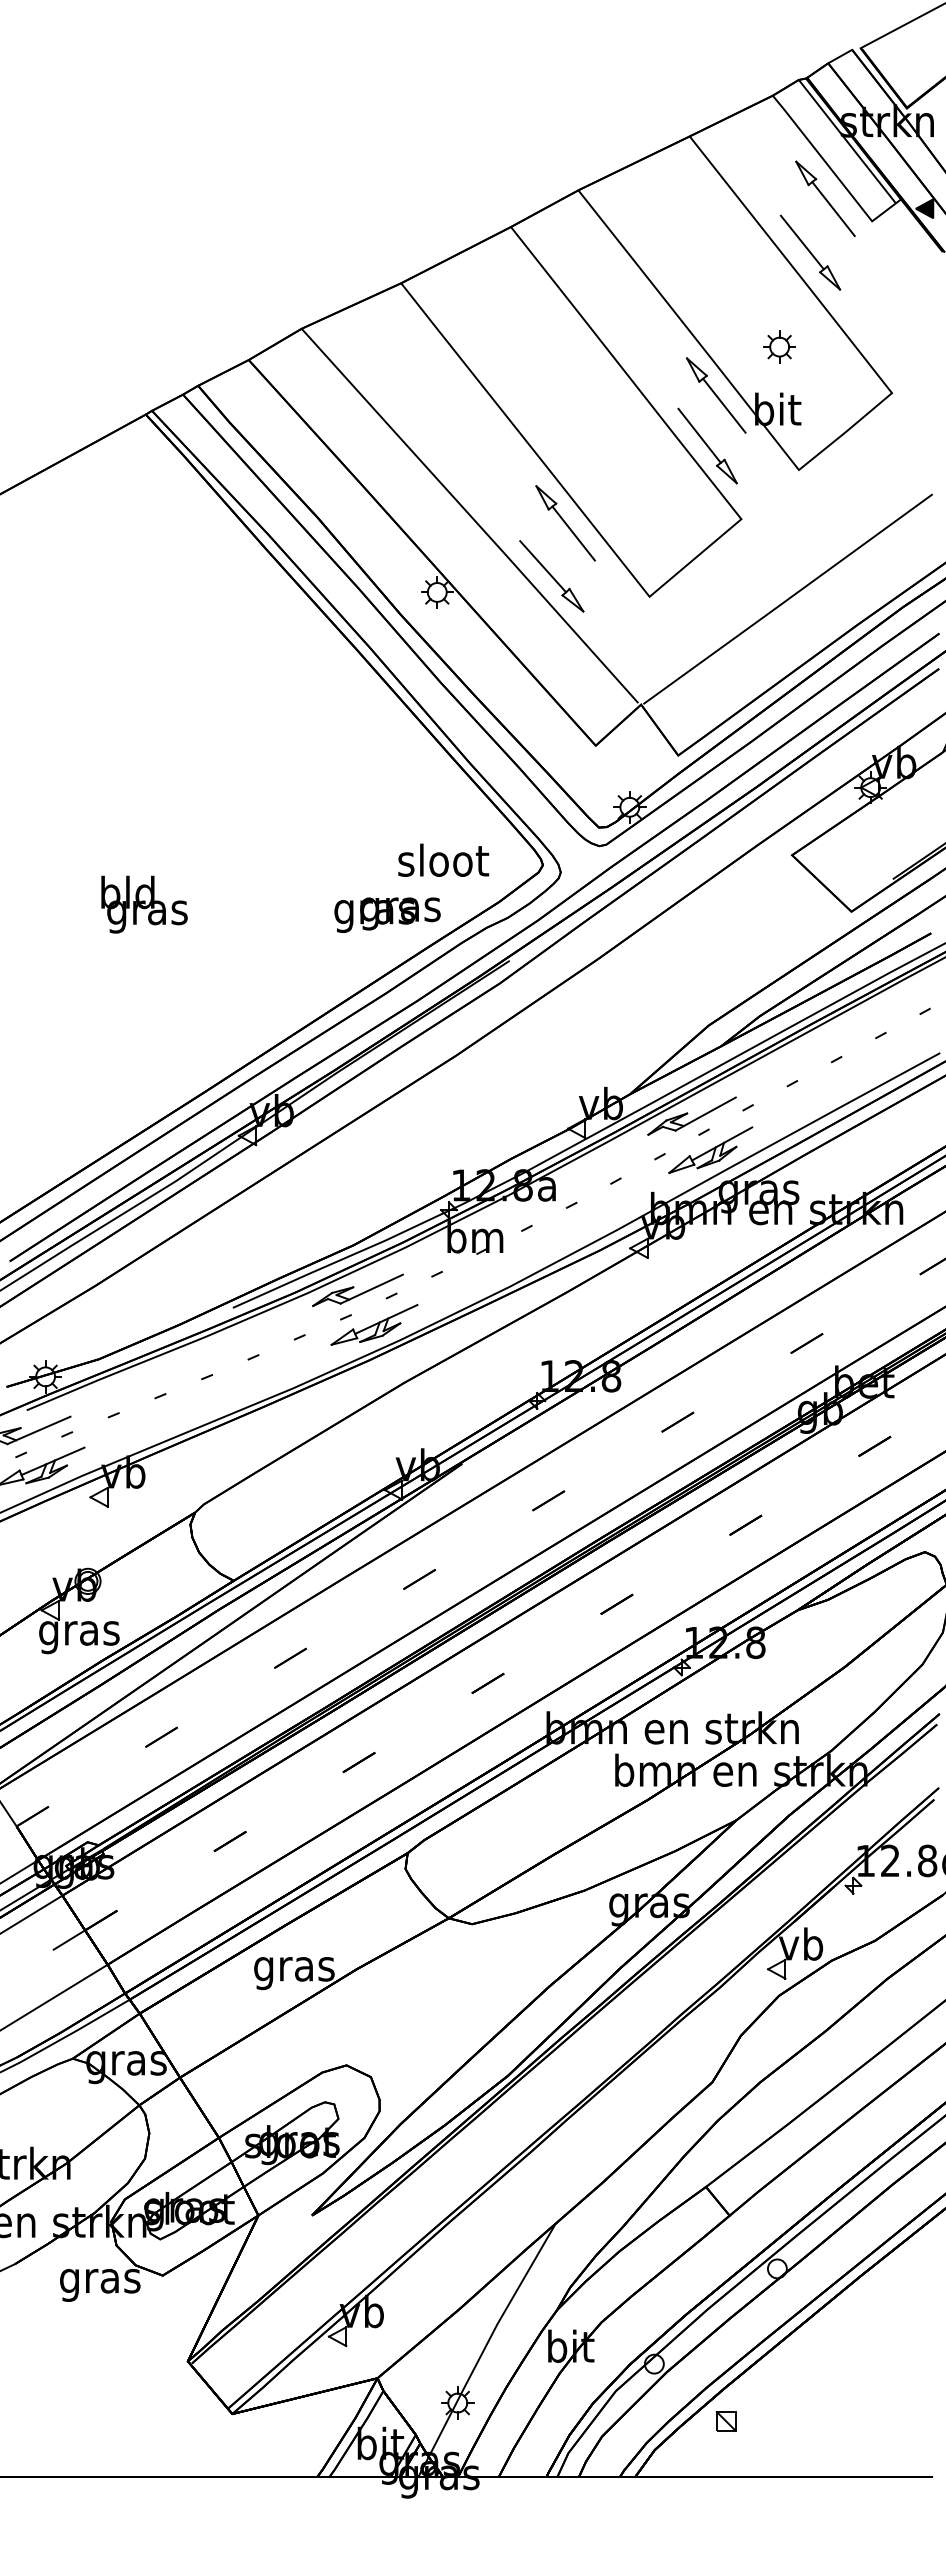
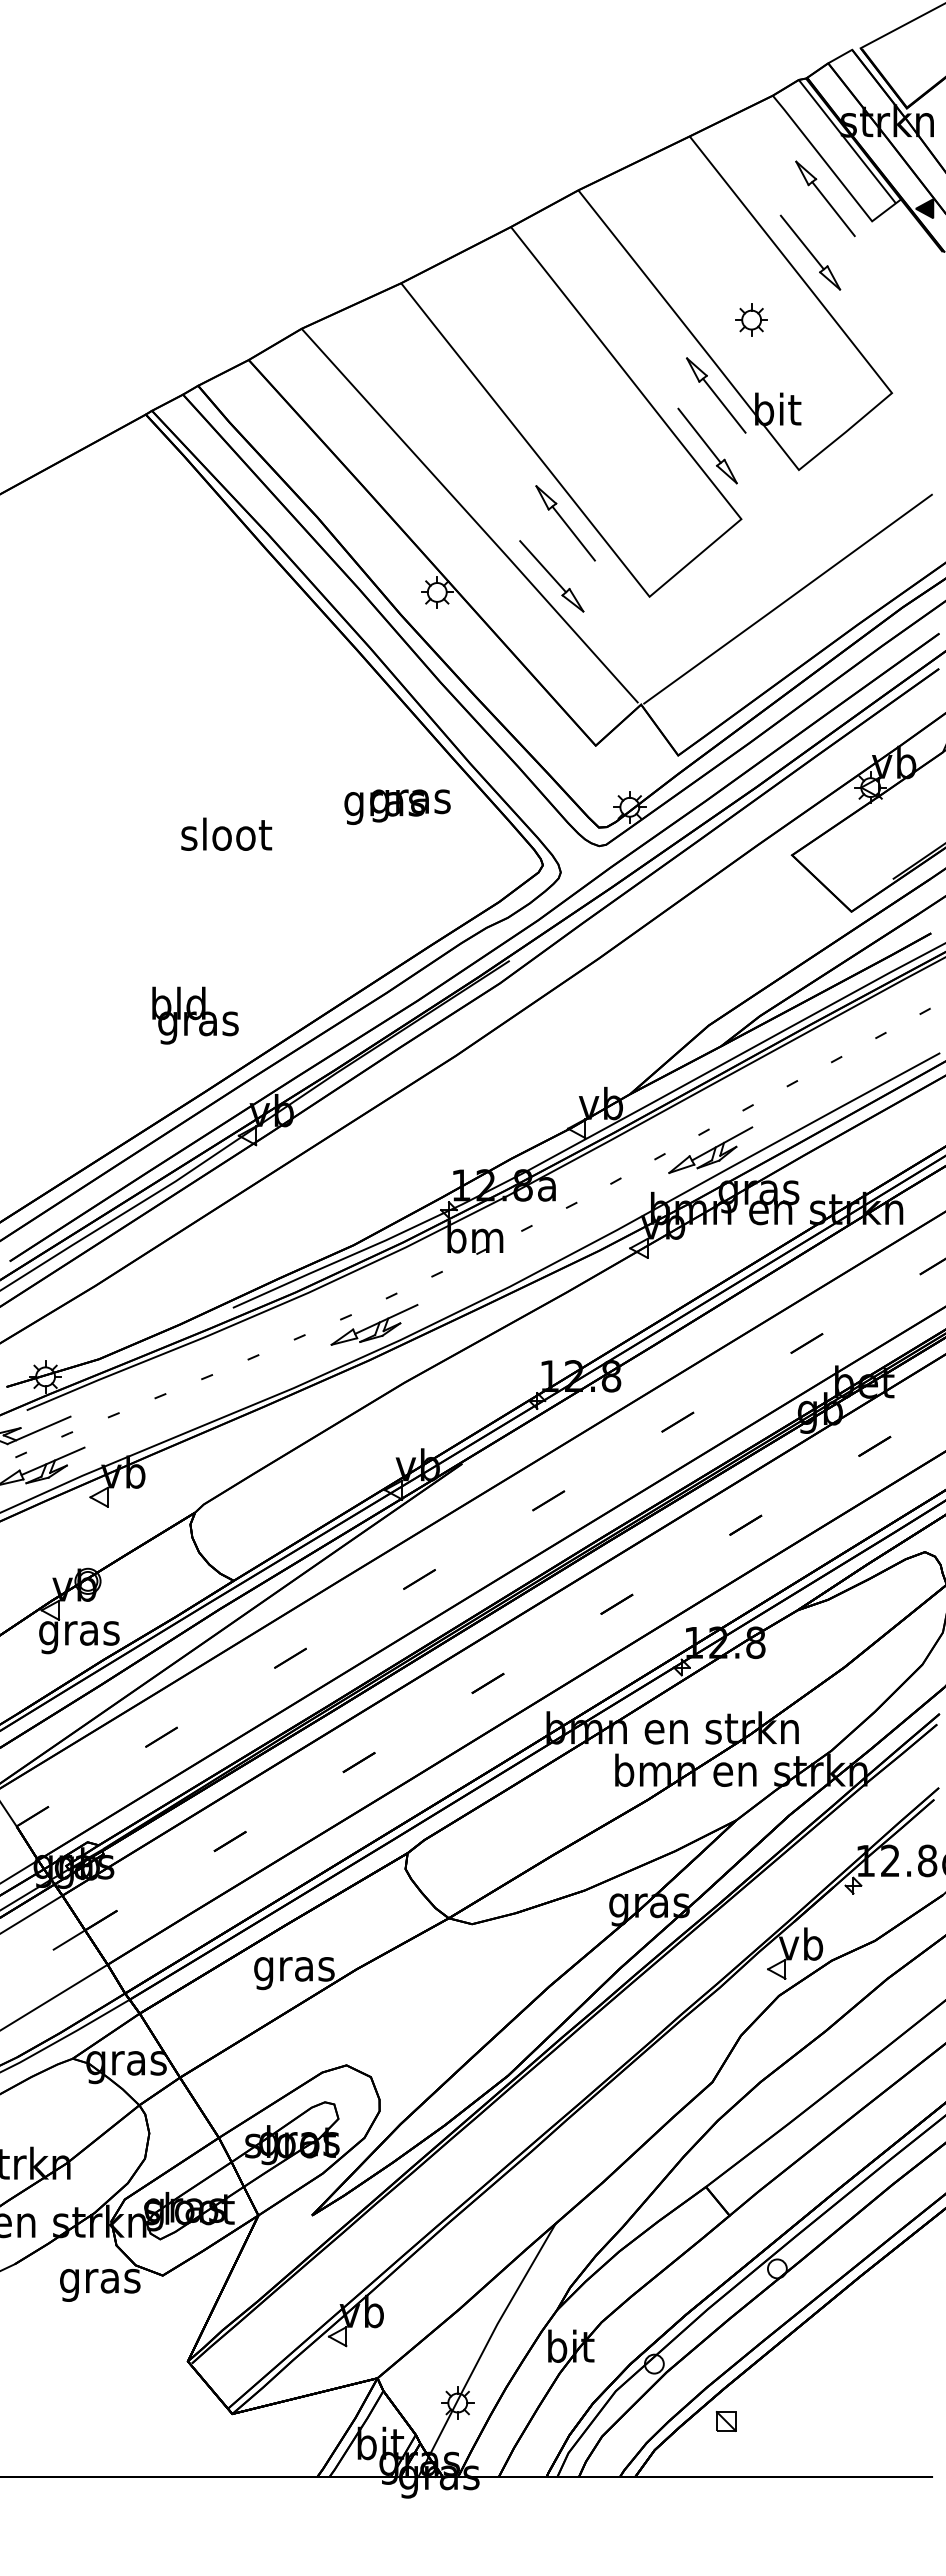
part position: (779, 346) -> (751, 319) (751, 319)
text position: (443, 859) -> (226, 833) (226, 833)
text position: (144, 904) -> (195, 1015) (195, 1015)
text position: (387, 914) -> (397, 806) (397, 806)
part: present -> none (691, 1115)
part: present -> none (357, 1289)
